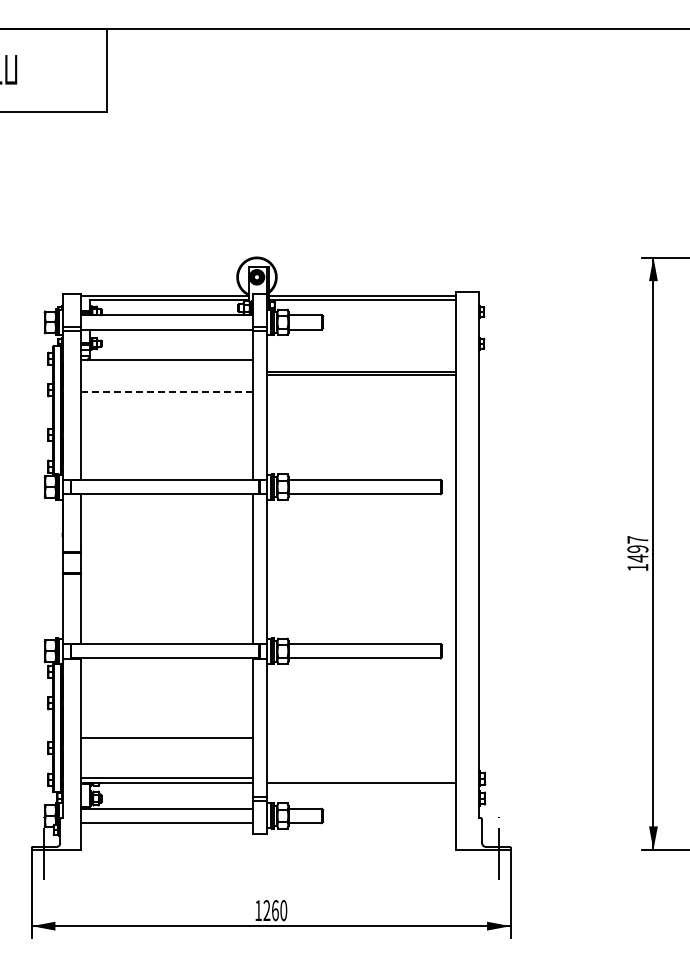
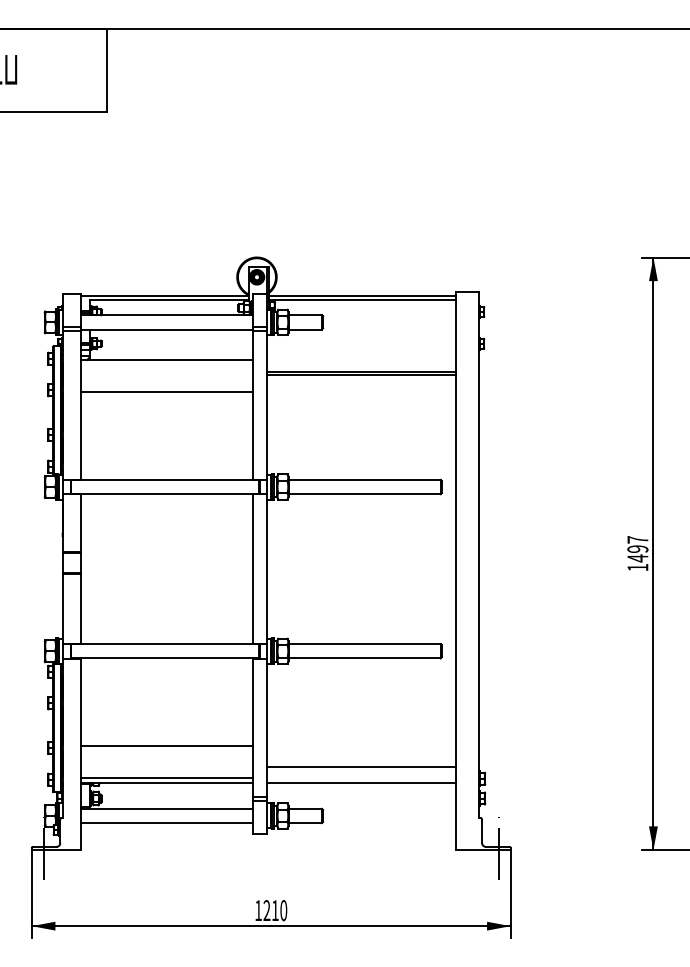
line: dashed -> solid (167, 391)
line position: (167, 737) -> (167, 745) (167, 745)
line: none -> present (361, 767)
text: 1260 -> 1210 (275, 910)
